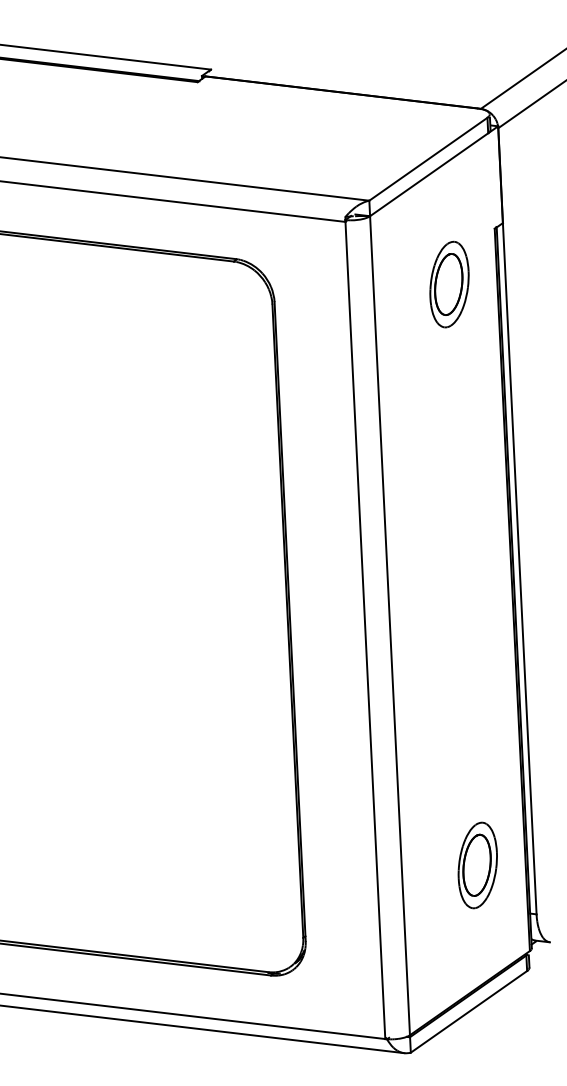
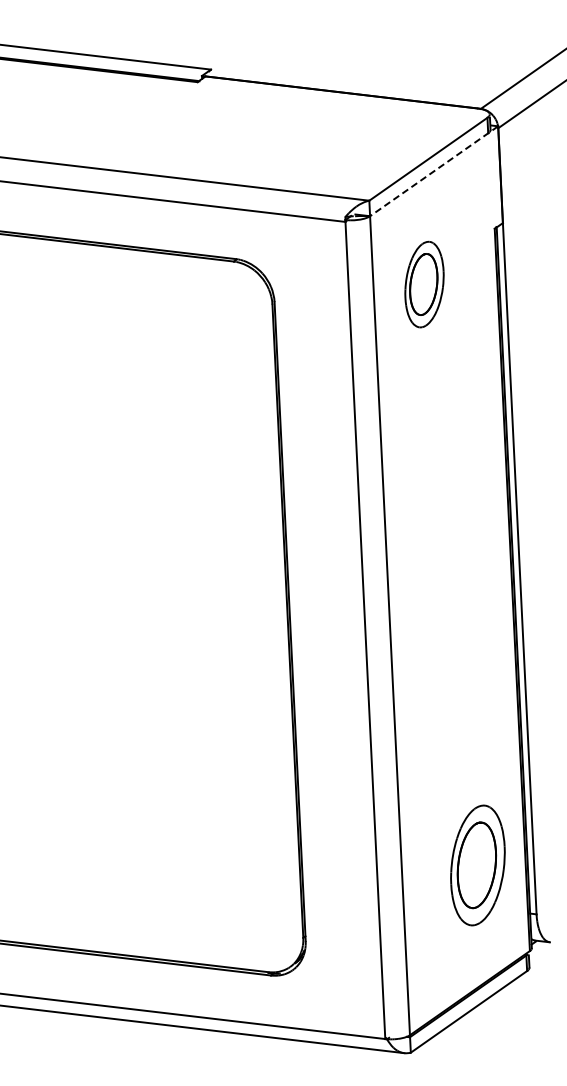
line: solid -> dashed (433, 171)
part position: (449, 284) -> (424, 284) (424, 284)
part size: 41x89 px -> 56x123 px (477, 865)
